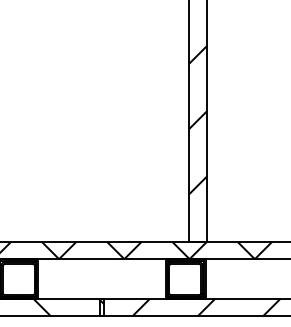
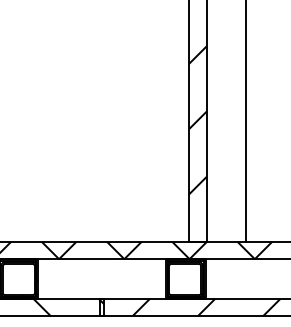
line: none -> present (246, 121)
